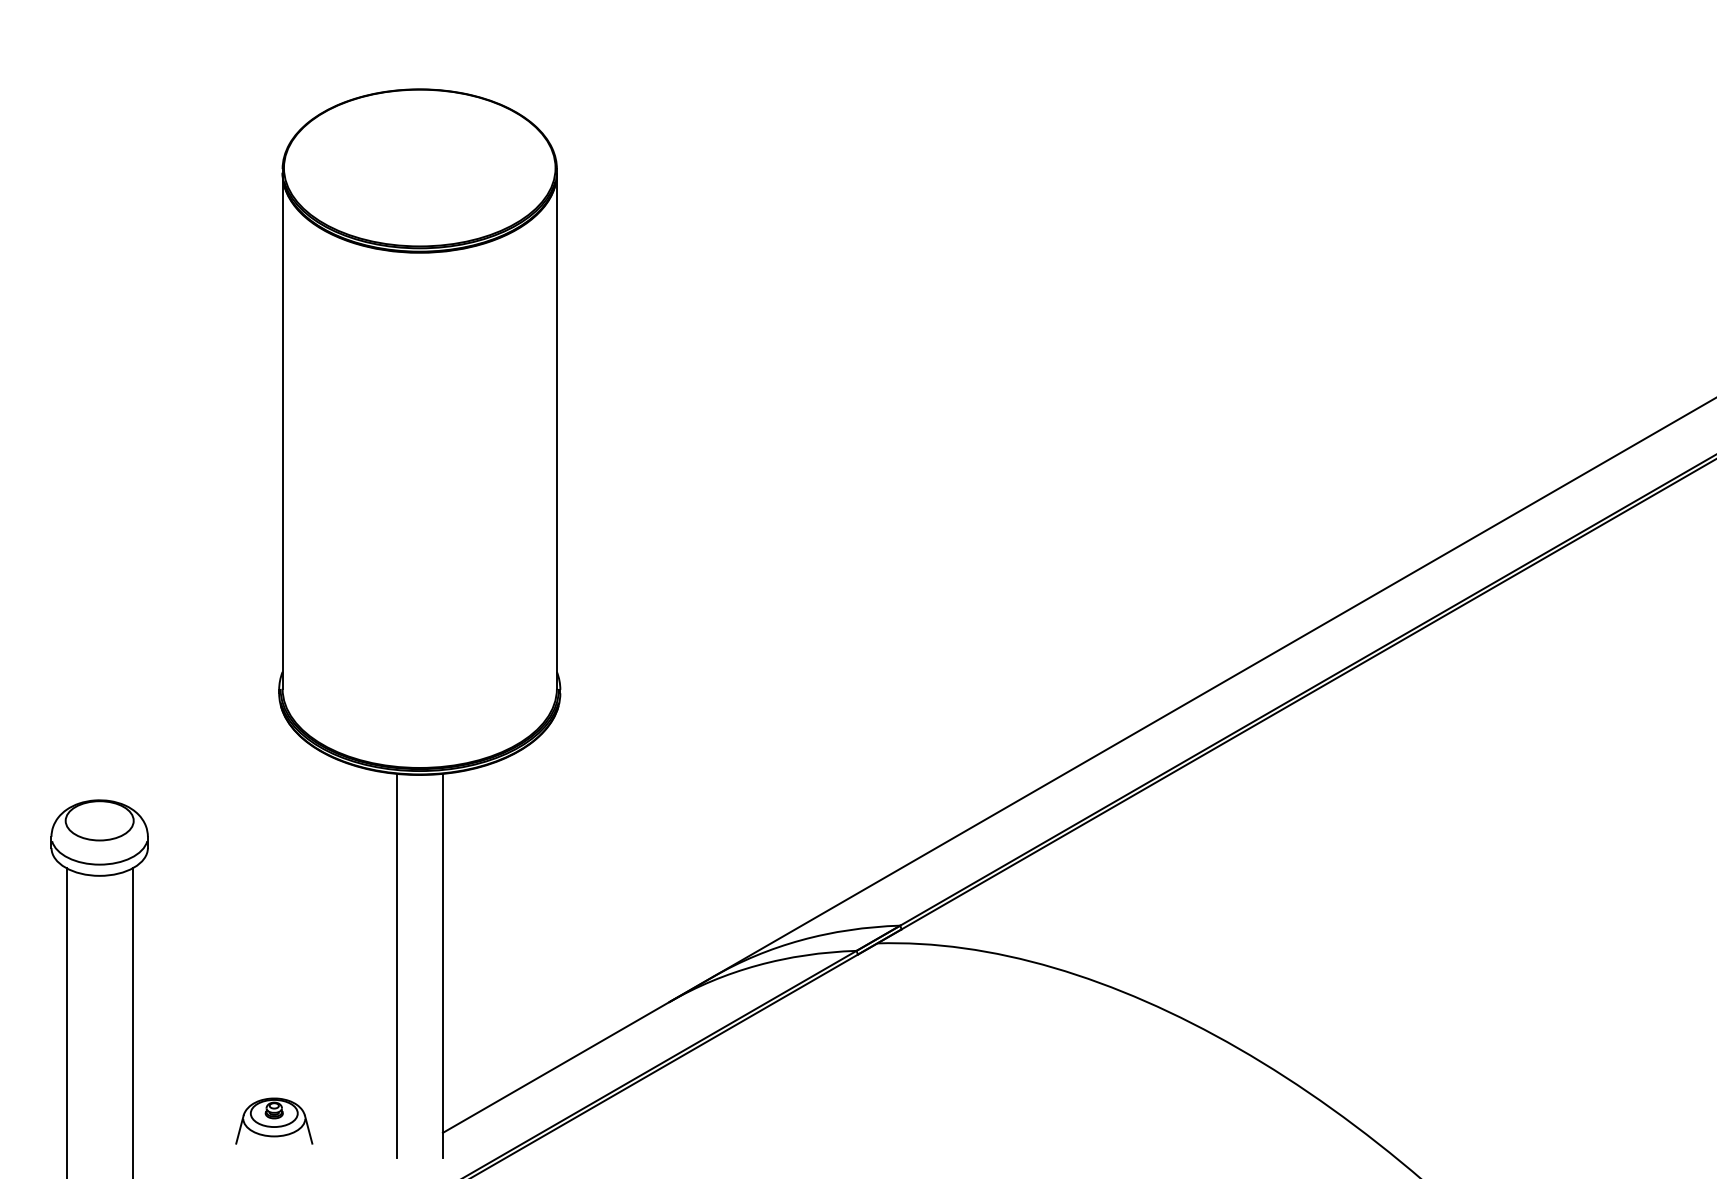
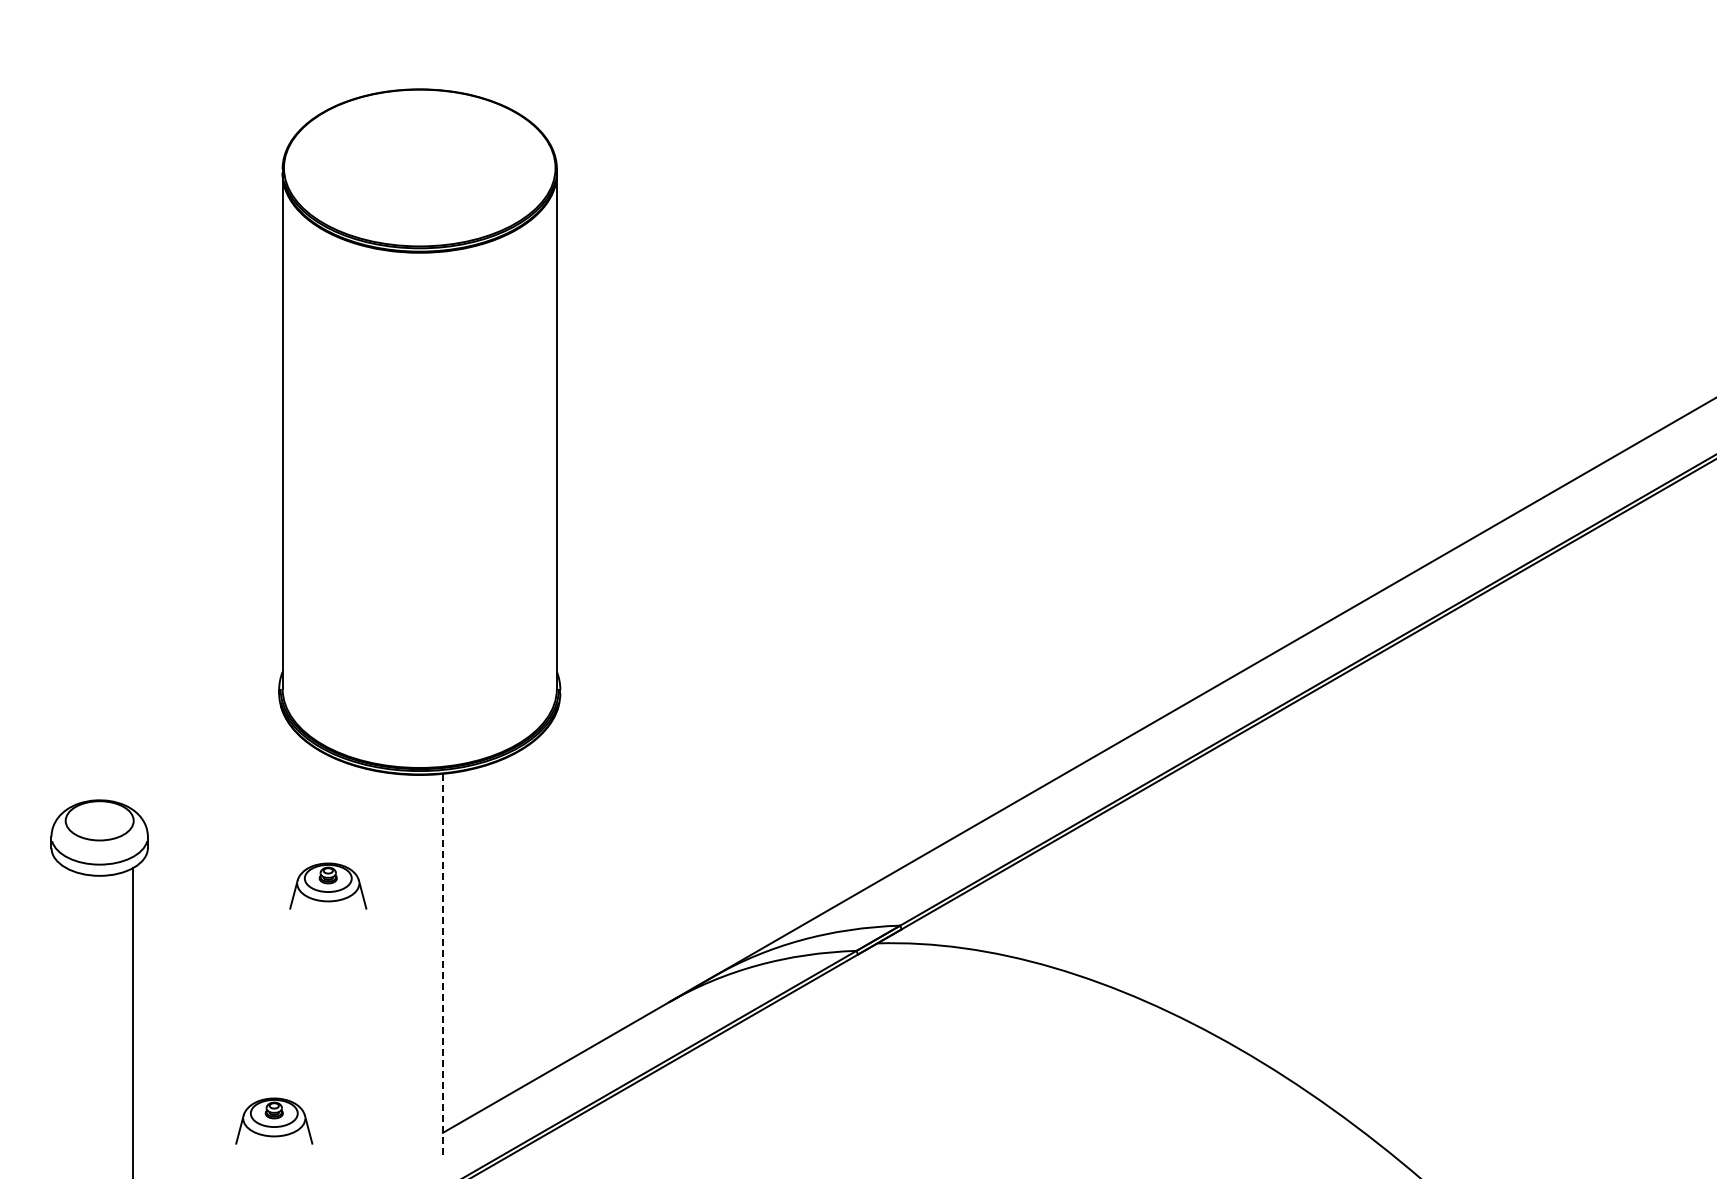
part: none -> present (328, 885)
line: present -> none (396, 965)
line: solid -> dashed (442, 966)
line: present -> none (66, 1021)
